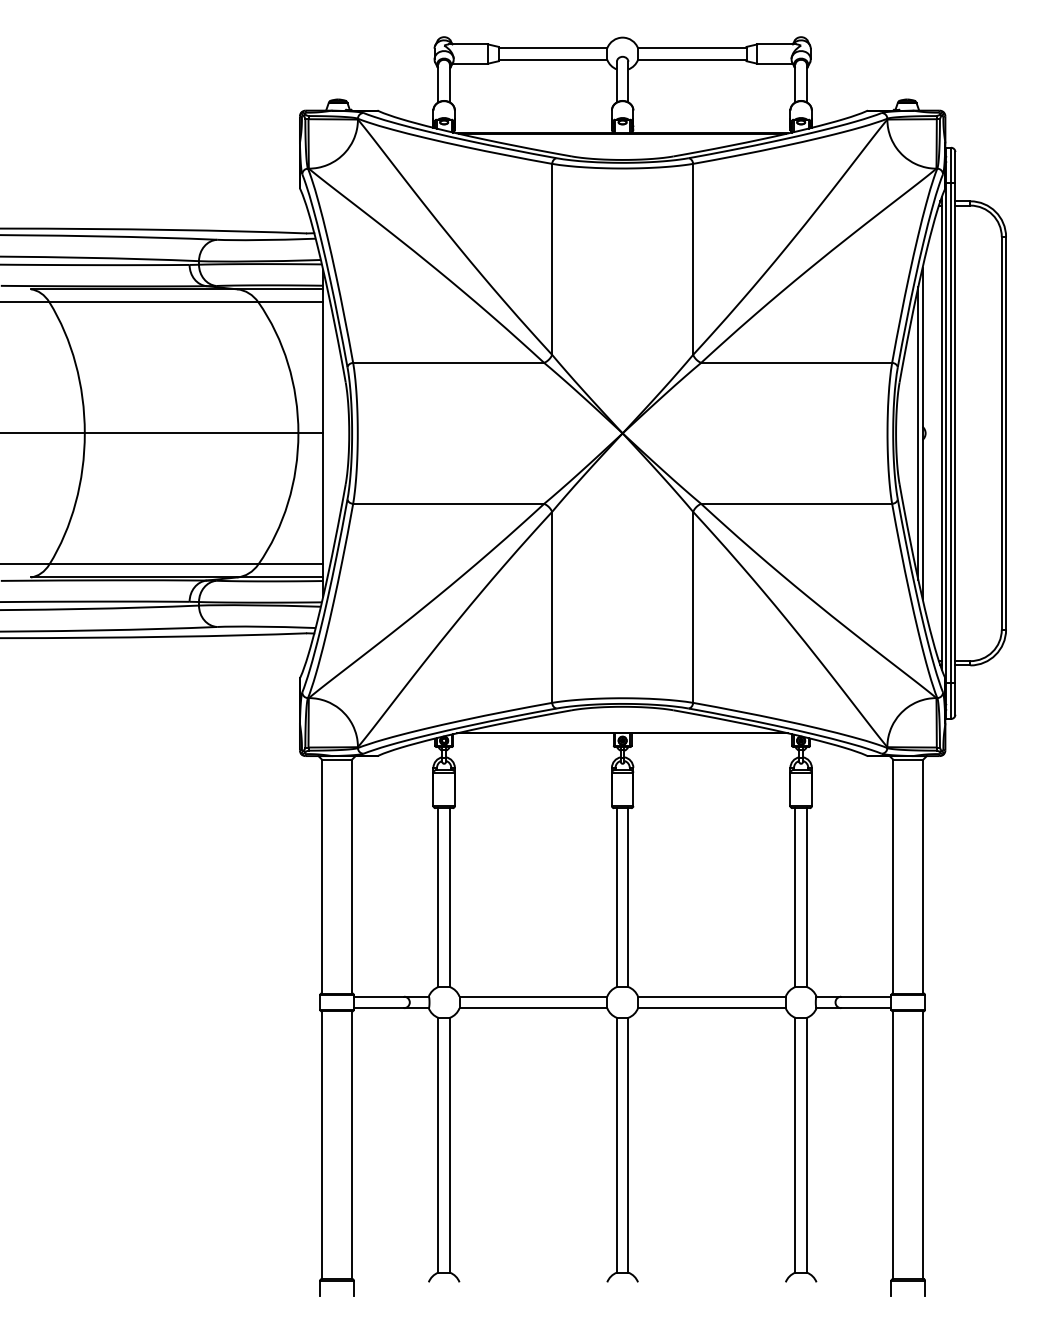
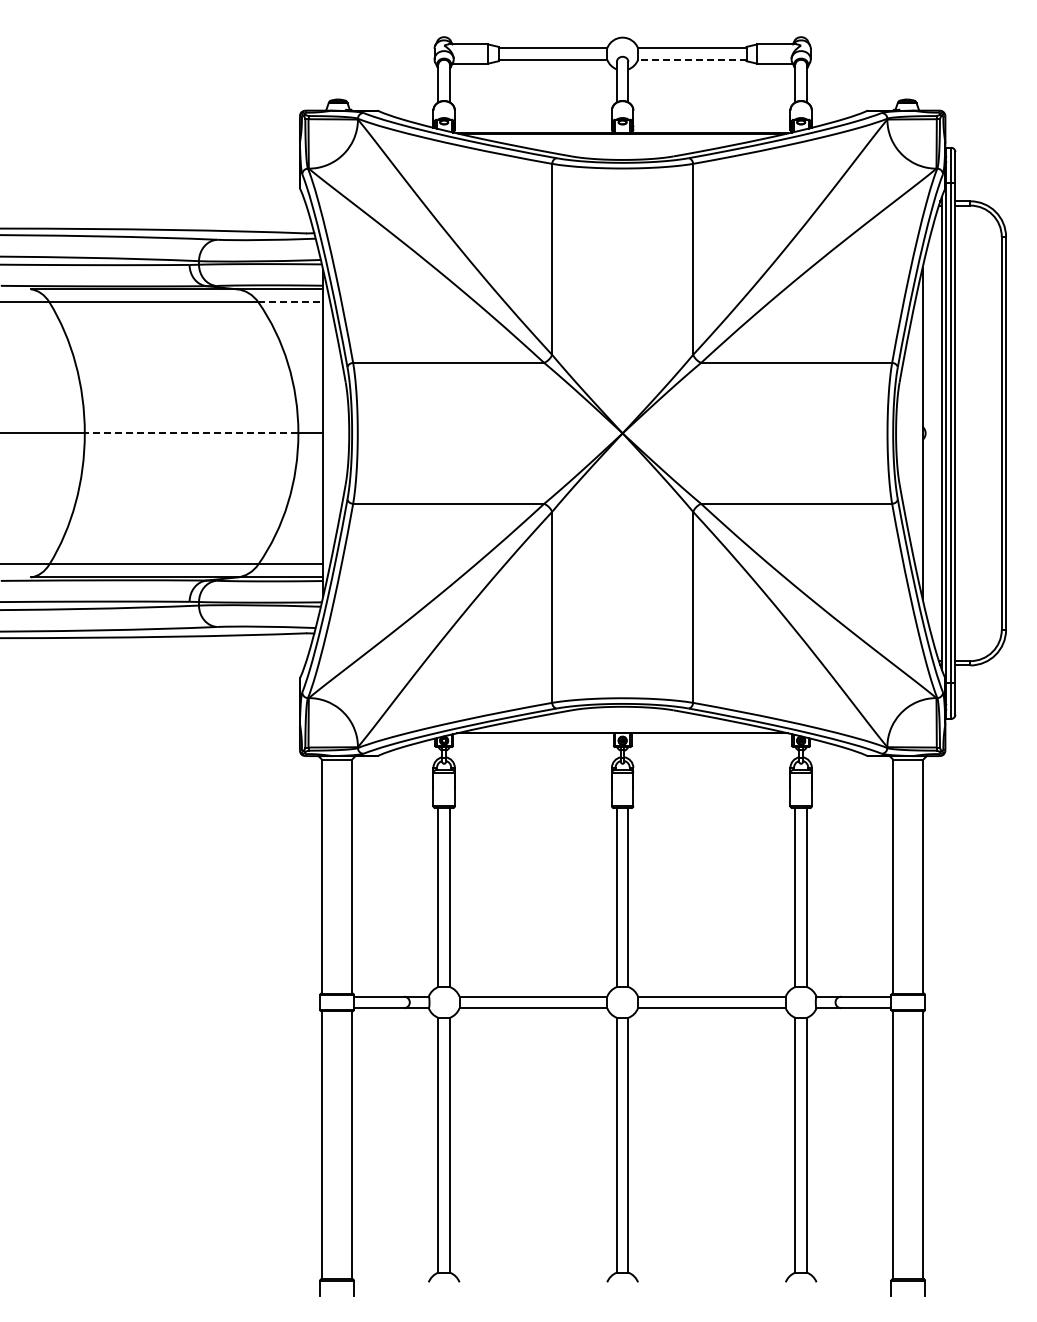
line: solid -> dashed (691, 59)
line: solid -> dashed (291, 302)
line: solid -> dashed (191, 433)
line: present -> none (918, 433)
